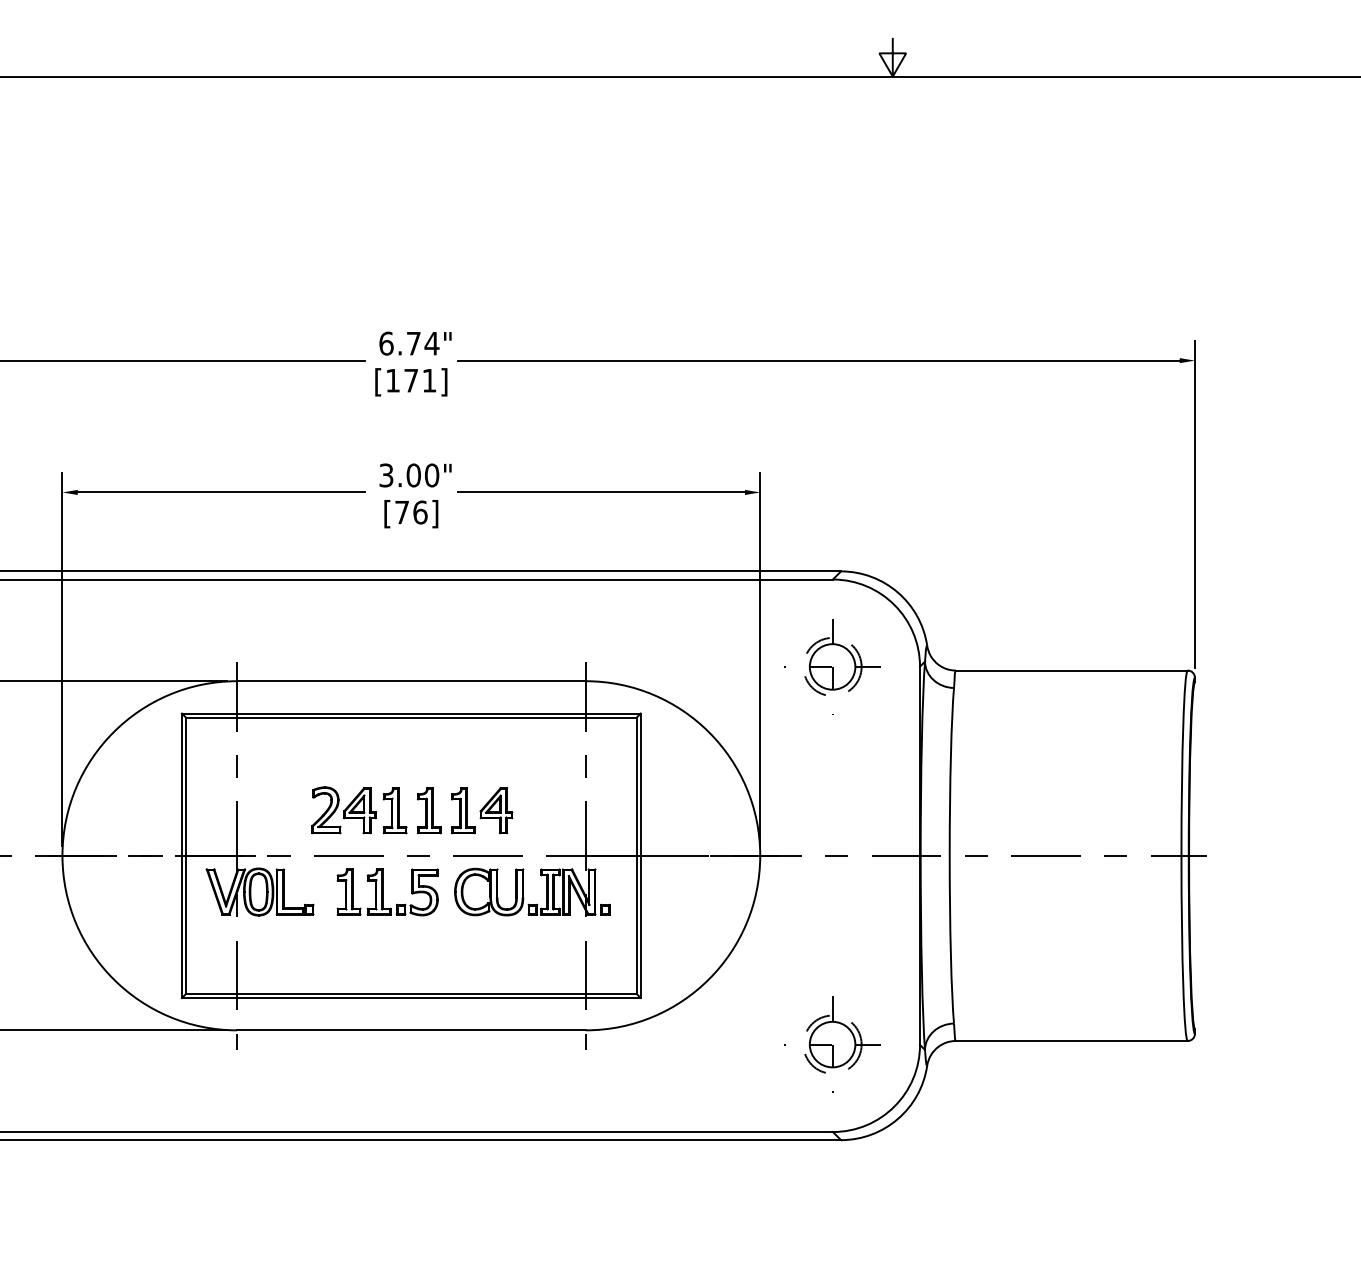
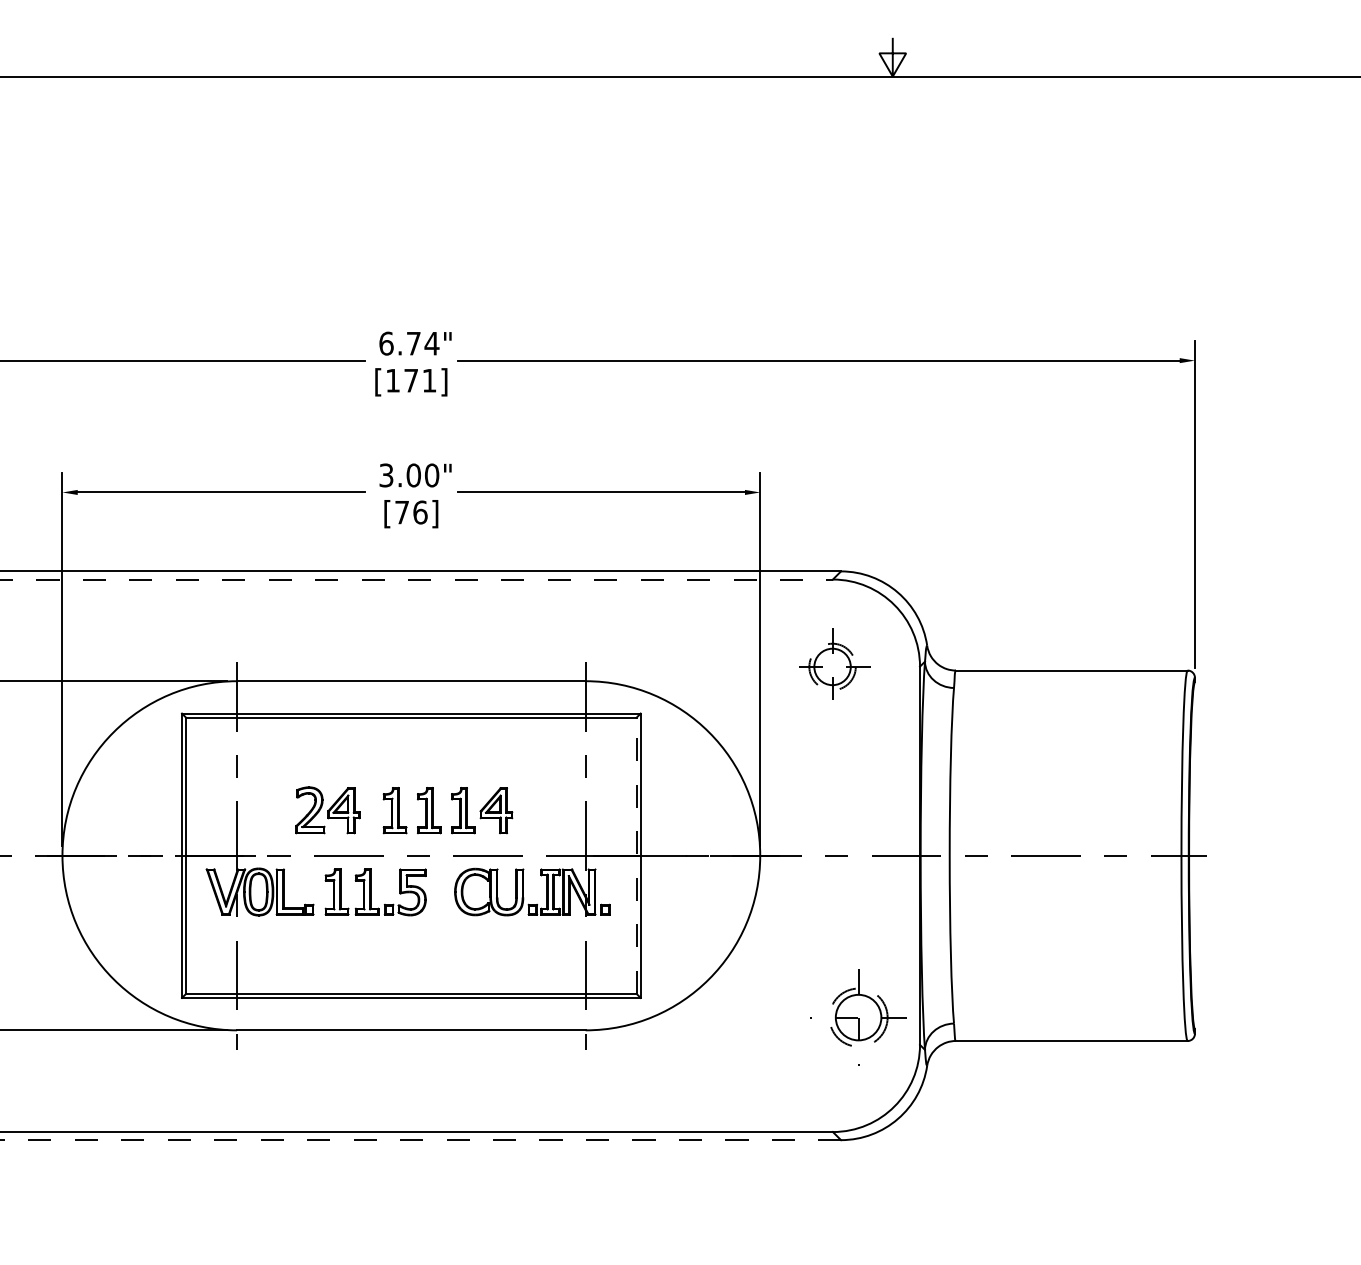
line: solid -> dashed (417, 579)
part size: 97x96 px -> 72x72 px (834, 663)
part position: (343, 810) -> (327, 810) (327, 810)
line: solid -> dashed (636, 855)
part position: (387, 892) -> (375, 892) (375, 892)
part position: (832, 1044) -> (858, 1017) (858, 1017)
line: solid -> dashed (421, 1140)
